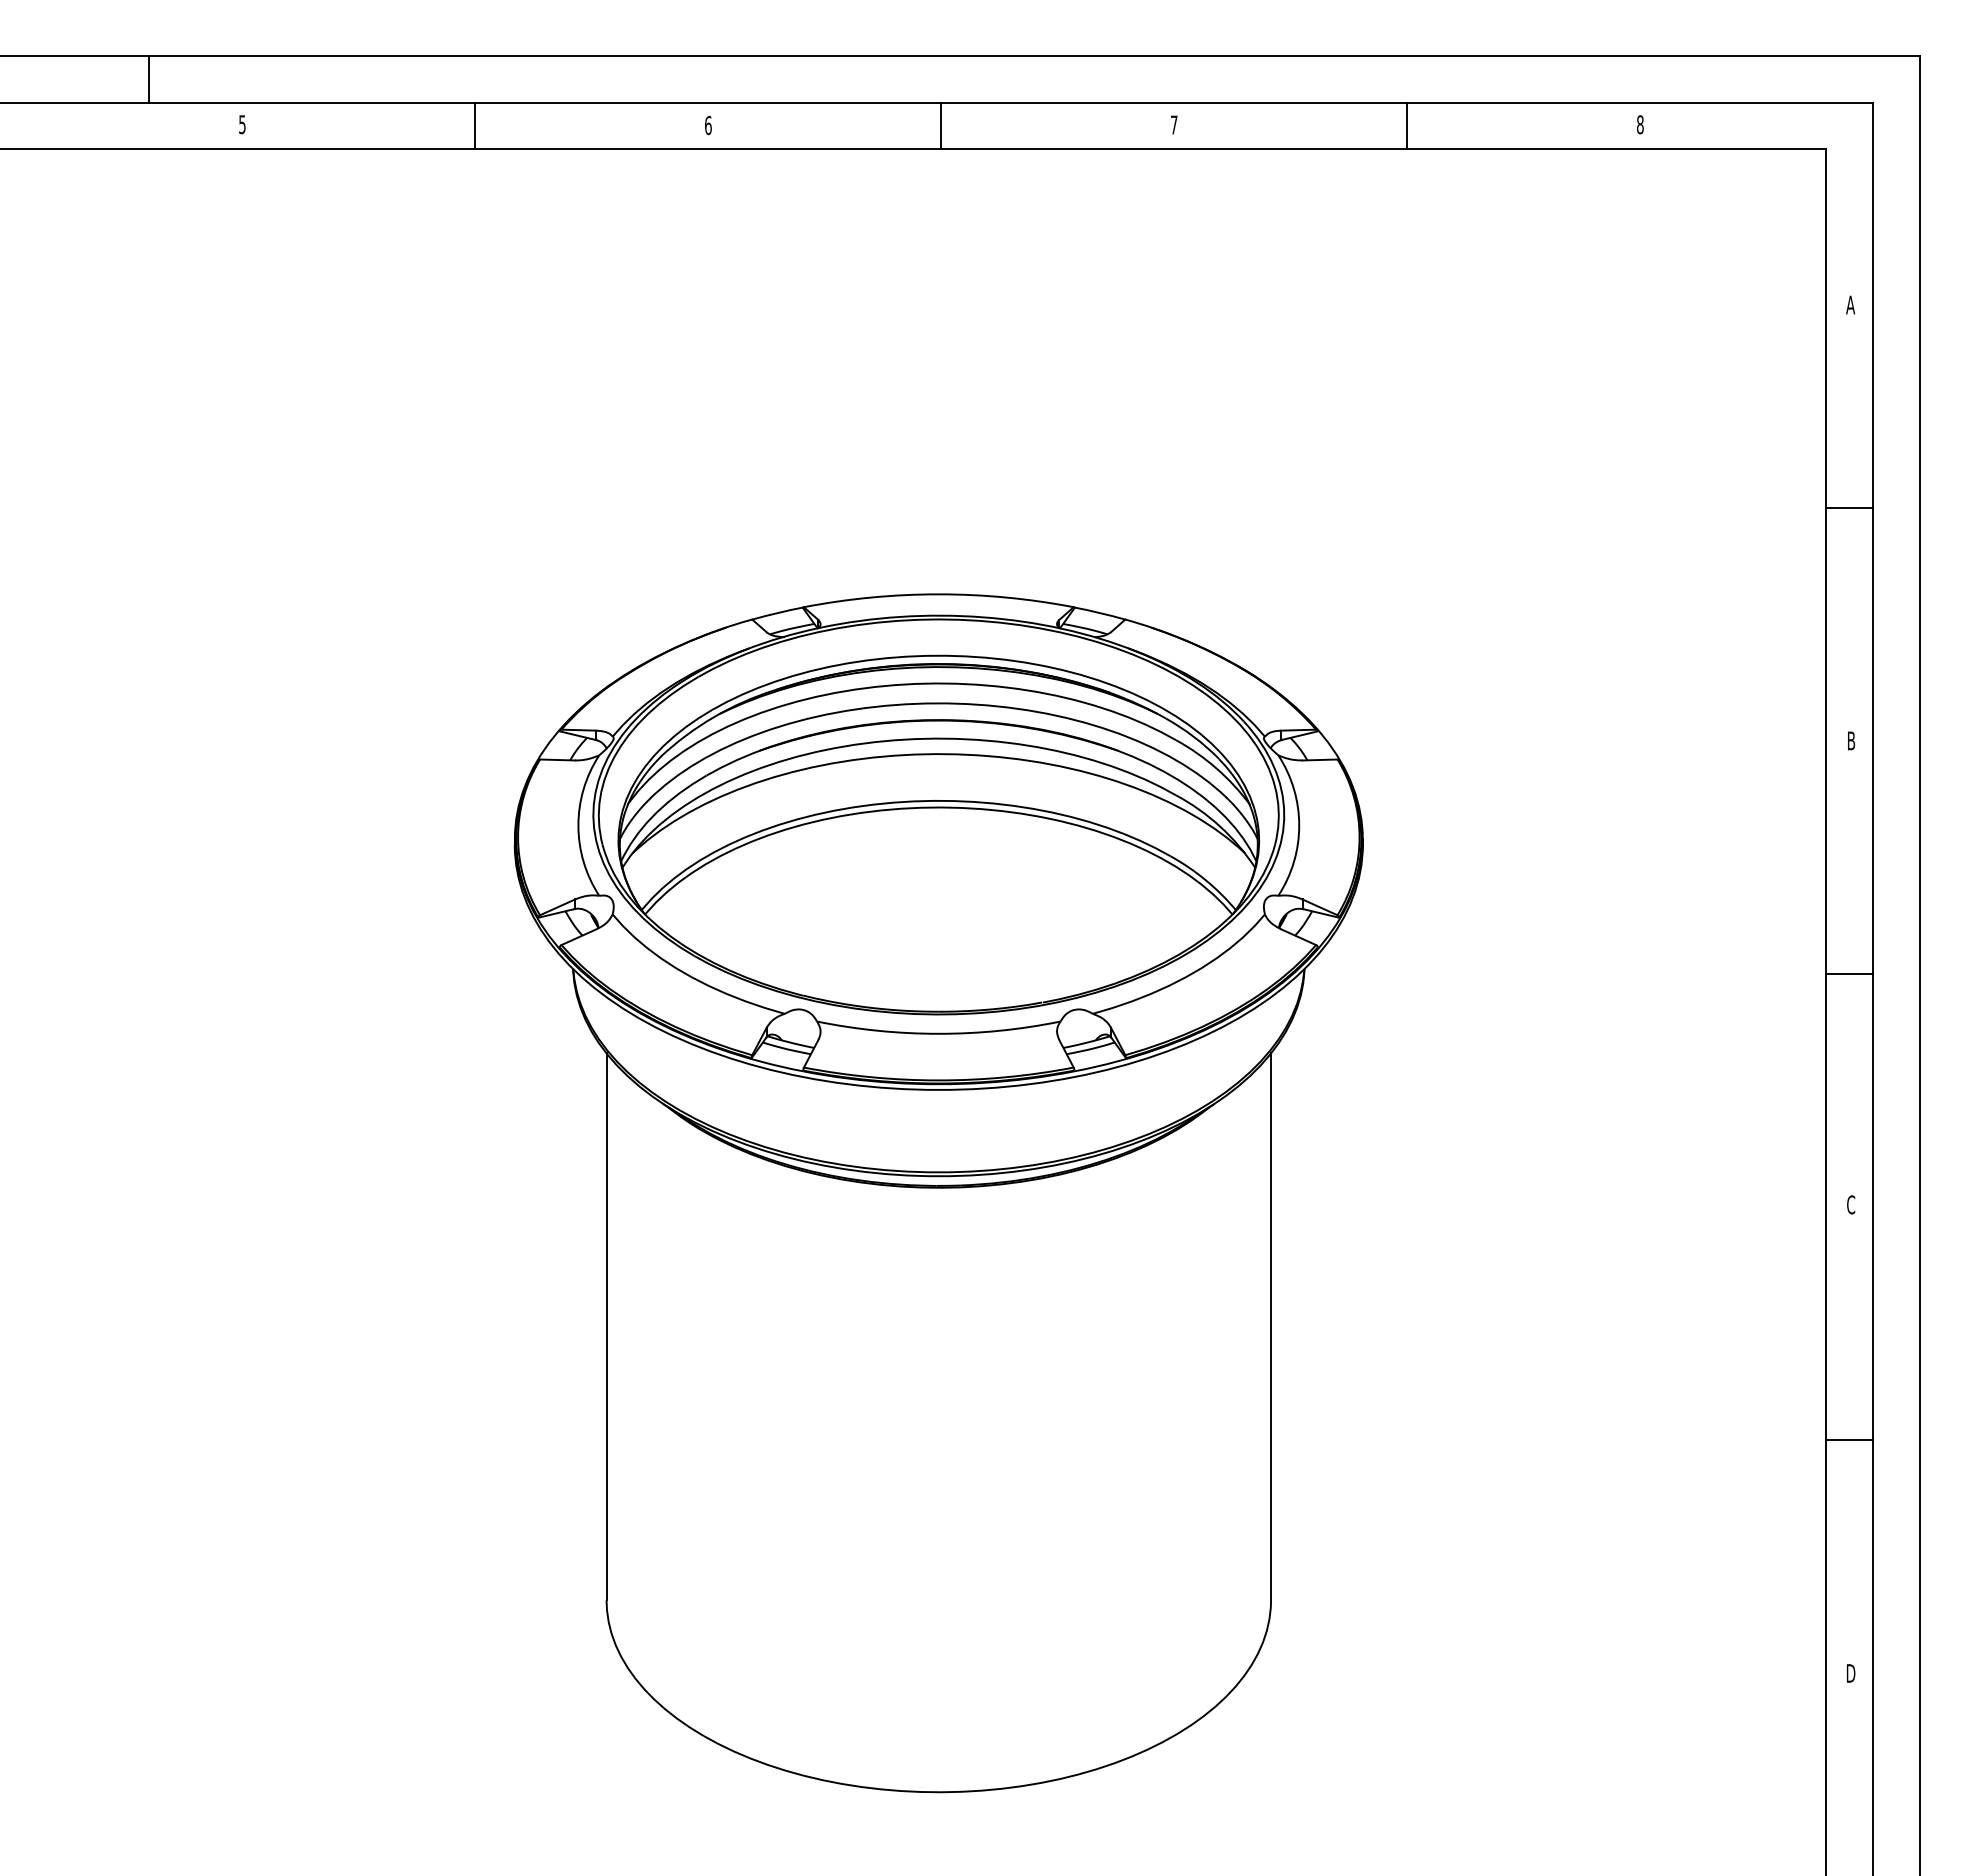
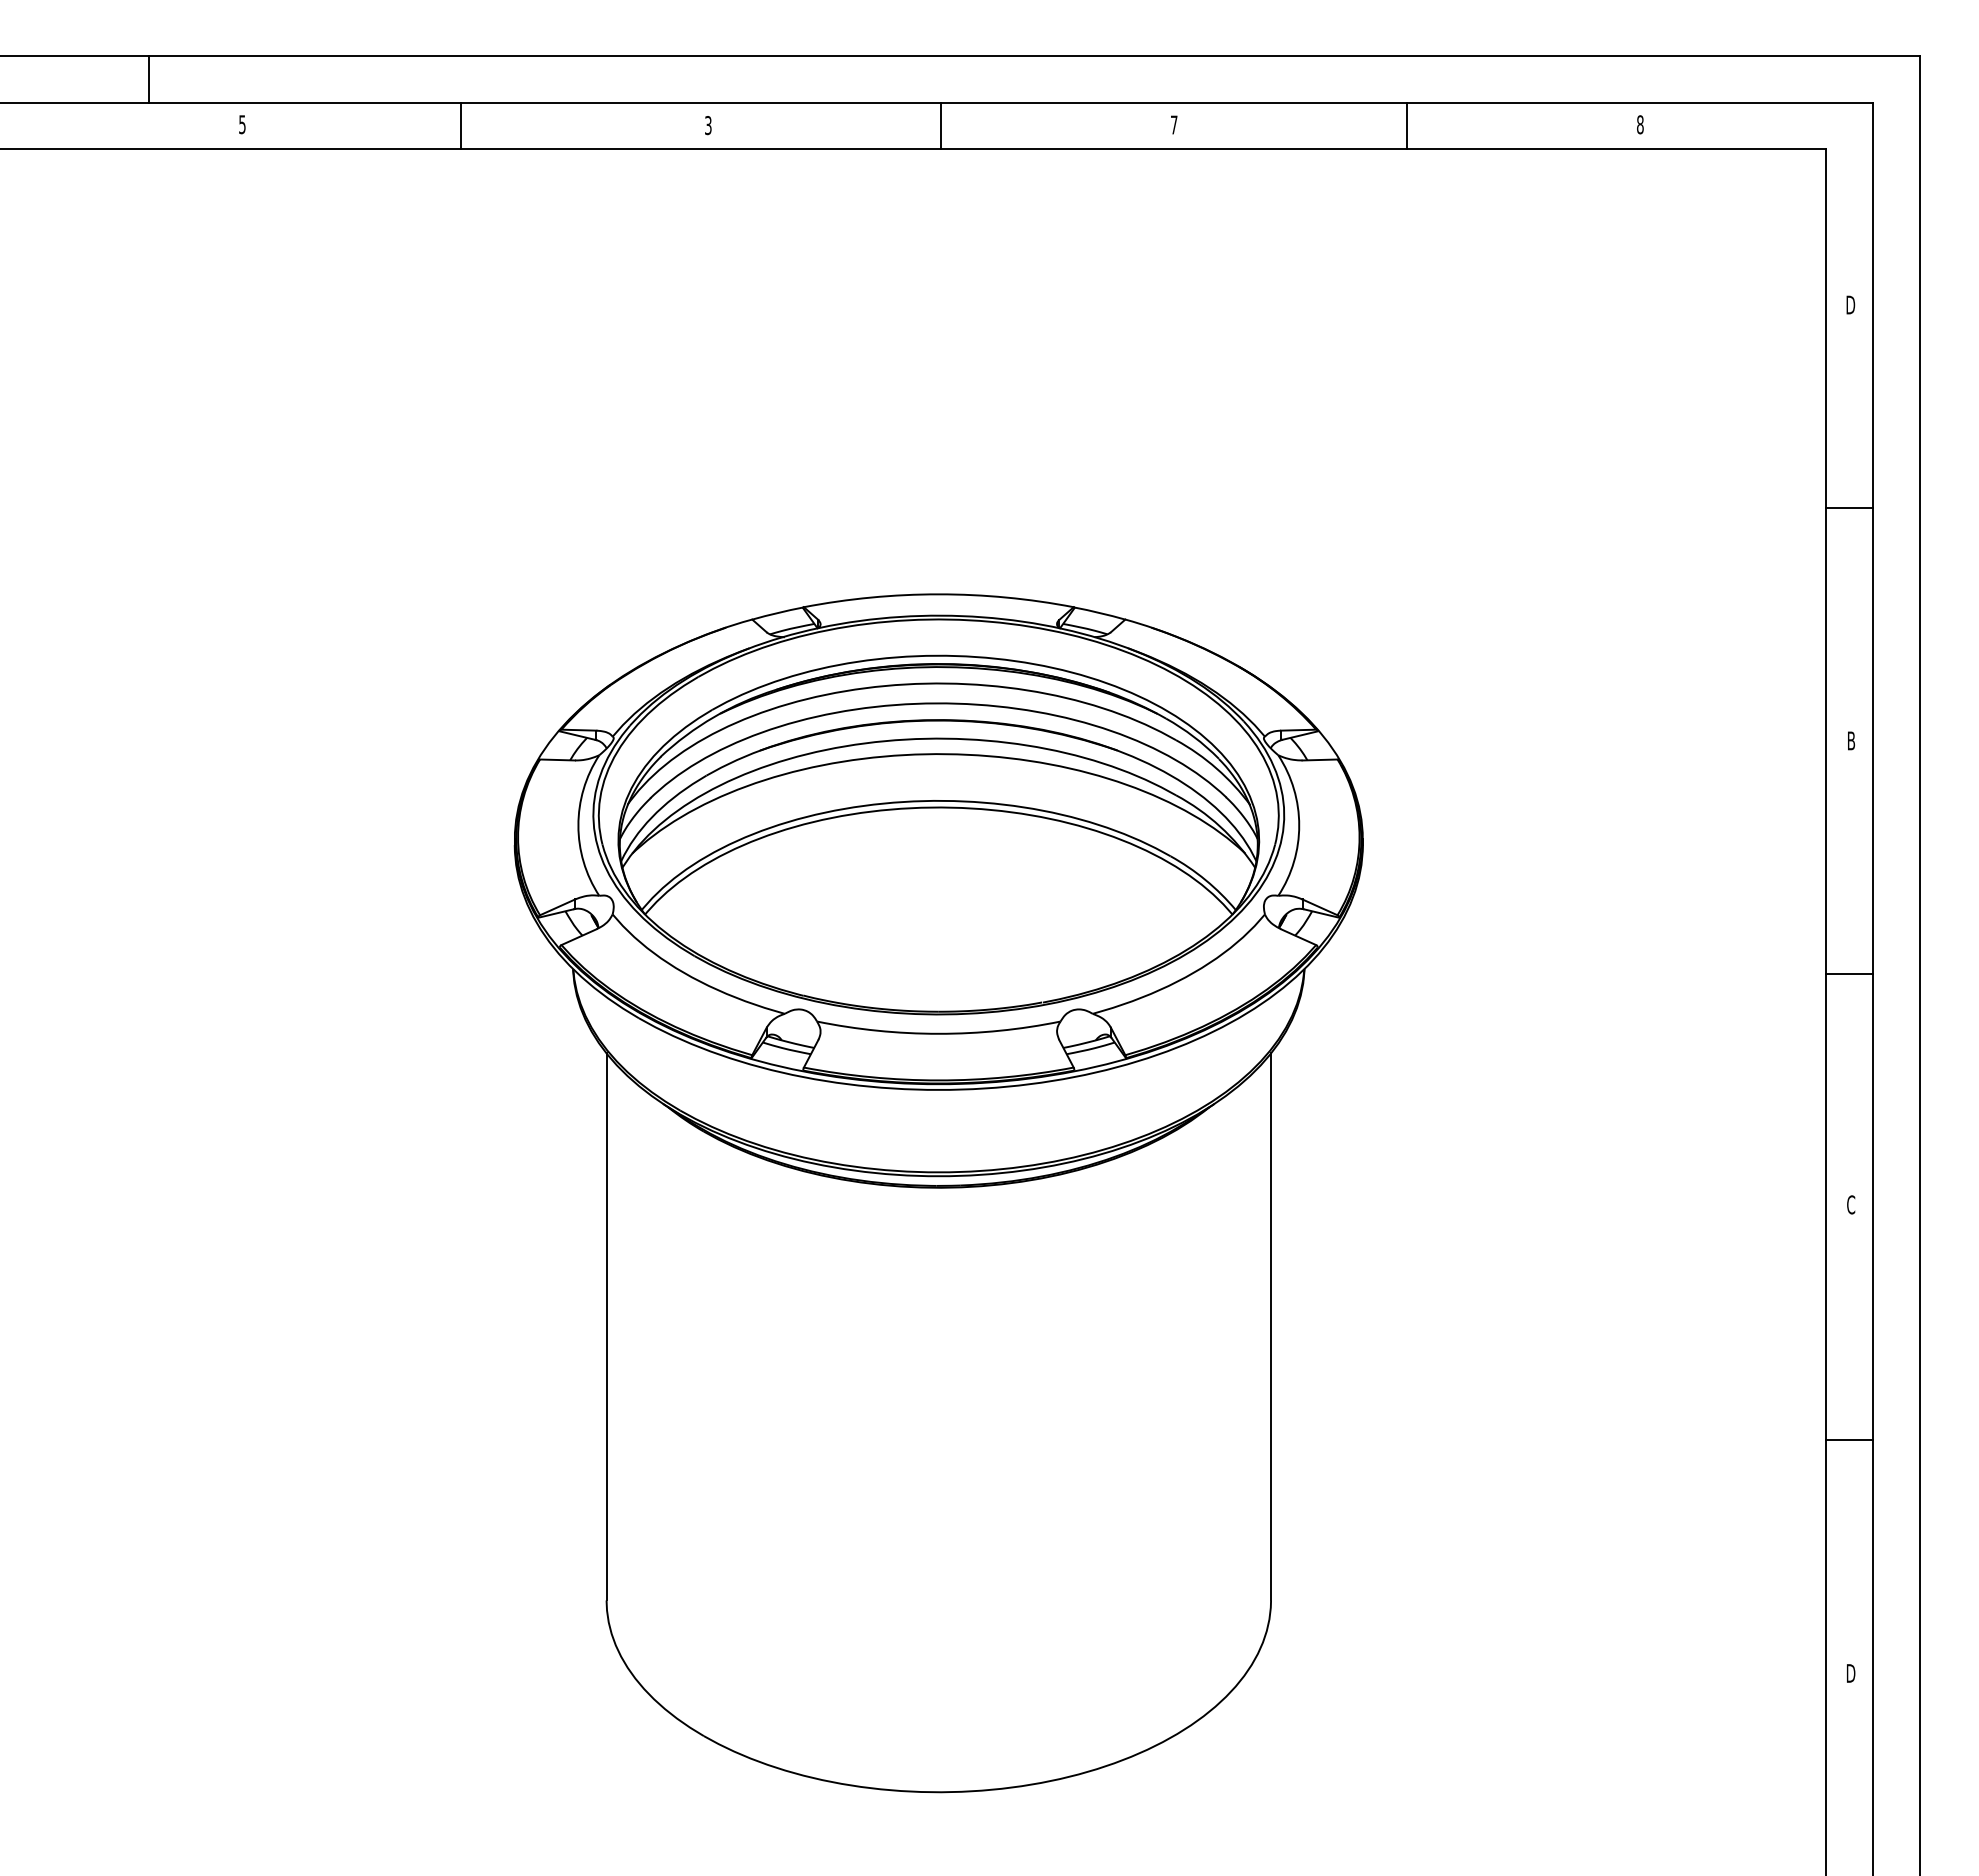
line position: (475, 125) -> (461, 125) (461, 125)
text: 6 -> 3 (708, 125)
text: A -> D (1850, 304)
